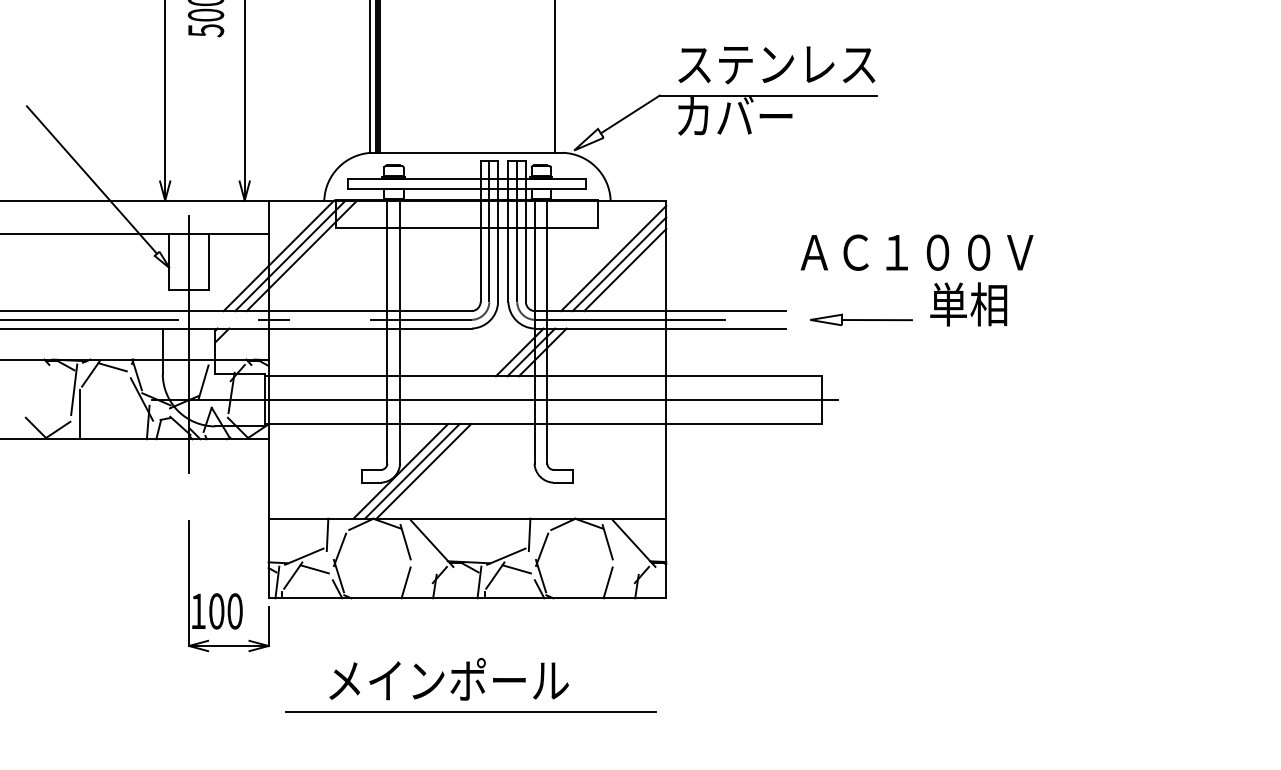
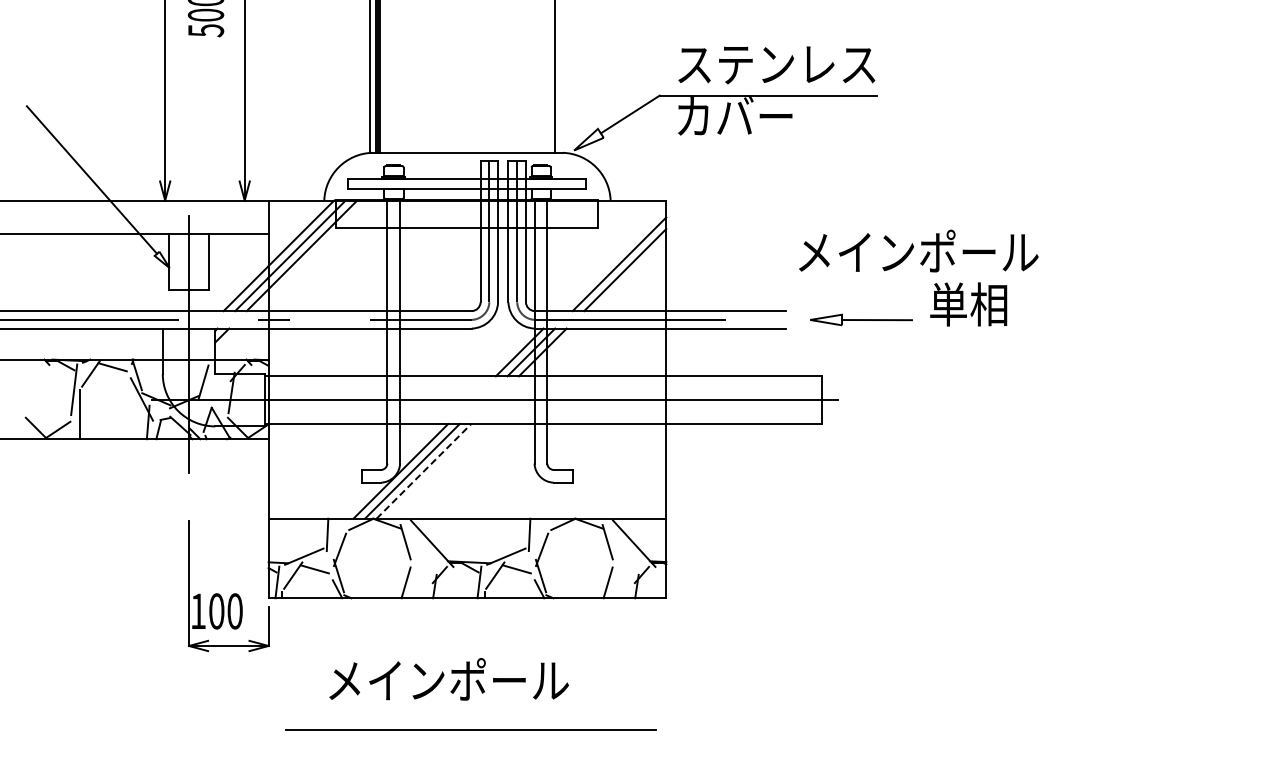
text: ＡＣ１００Ｖ -> メインポール (918, 250)
line: present -> none (613, 258)
line: solid -> dashed (423, 471)
line position: (470, 711) -> (470, 729) (470, 729)
